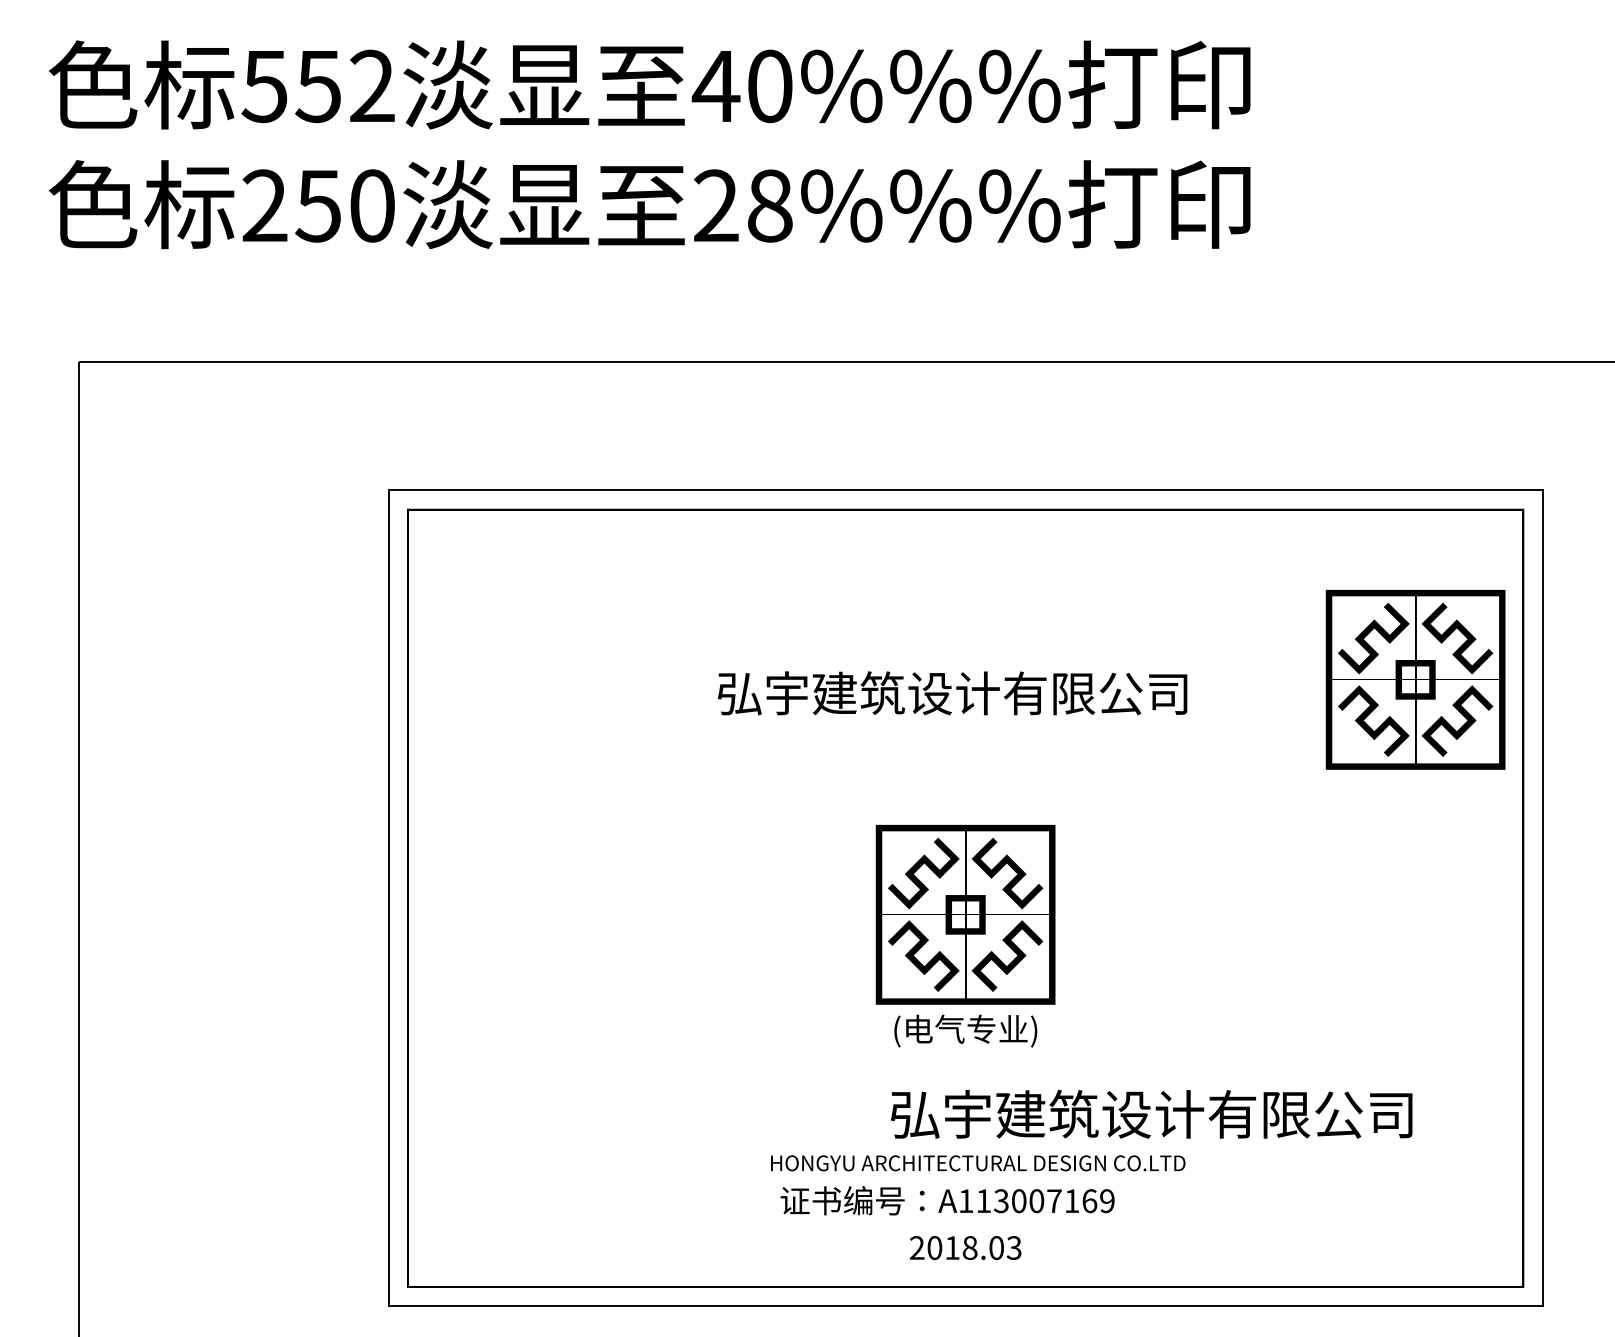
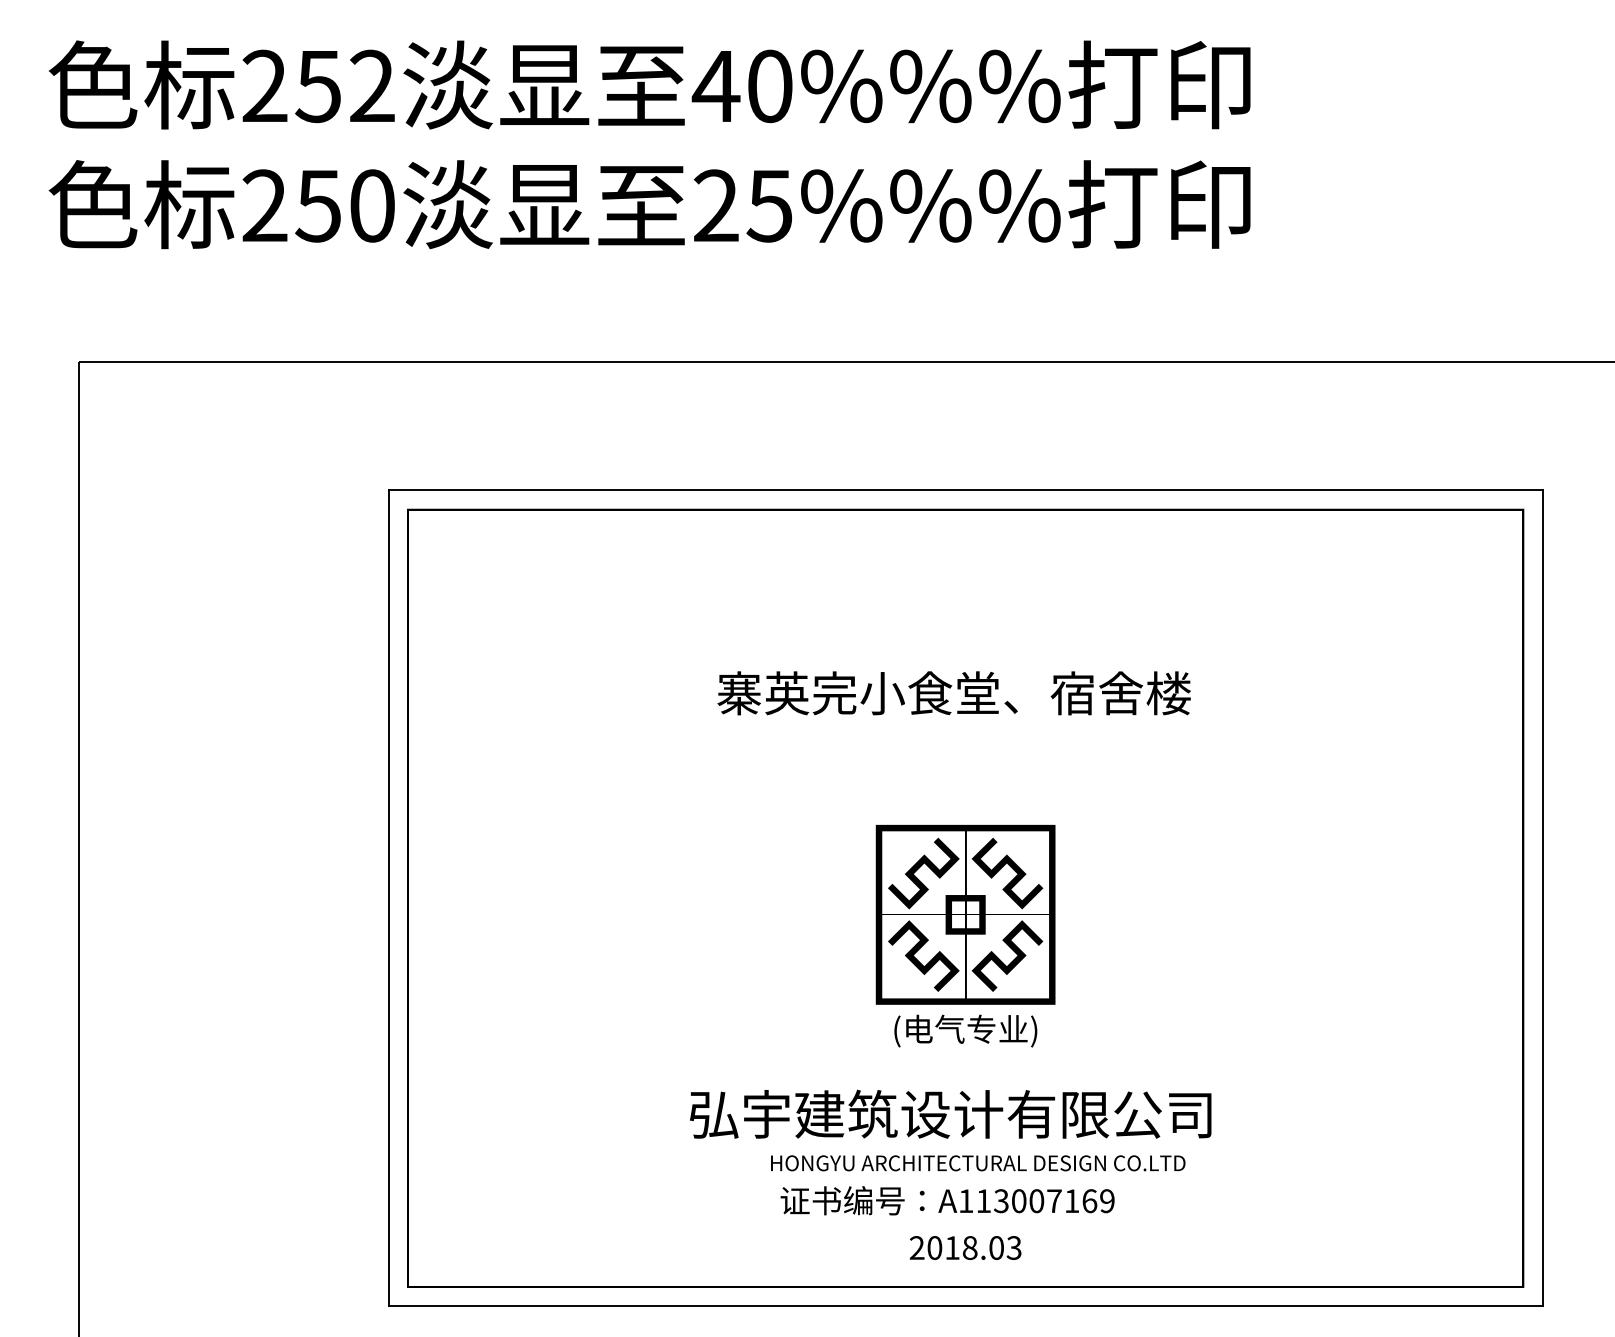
text: 552 -> 252 (264, 86)
text: 28%%% -> 25%%% (769, 205)
part: present -> none (1415, 679)
text: 弘宇建筑设计有限公司 -> 寨英完小食堂、宿舍楼 (953, 693)
text position: (1151, 1113) -> (950, 1113) (950, 1113)
